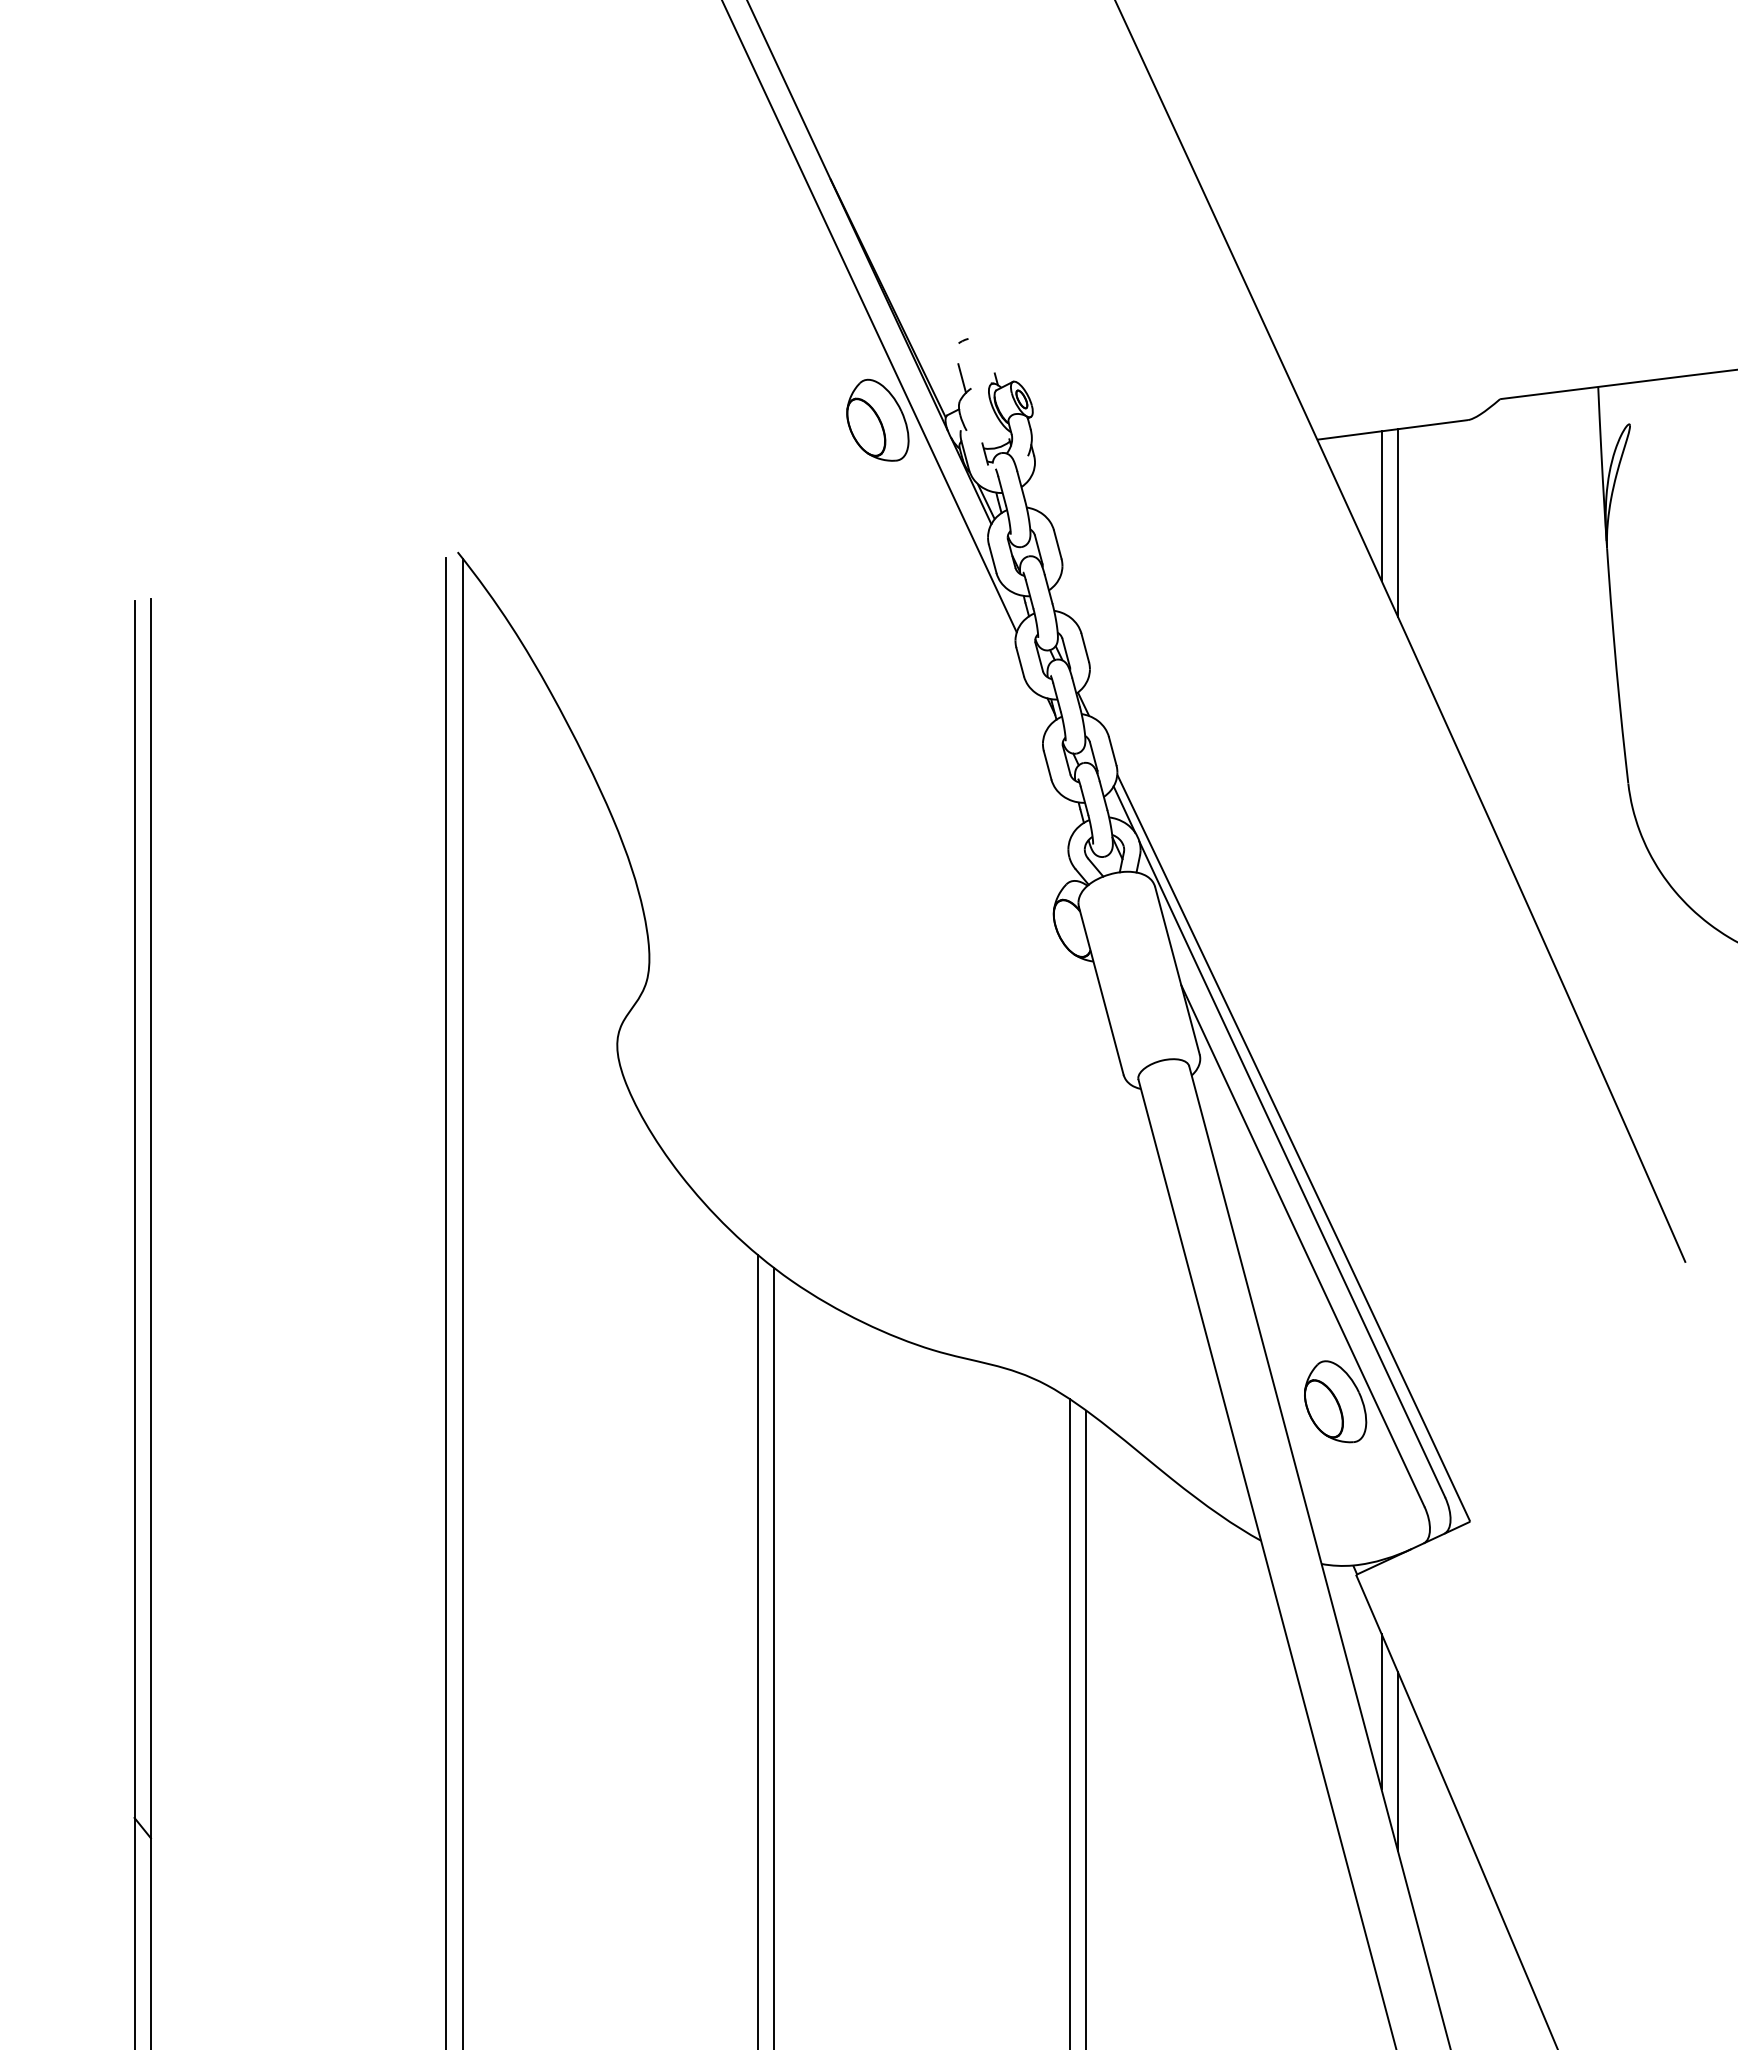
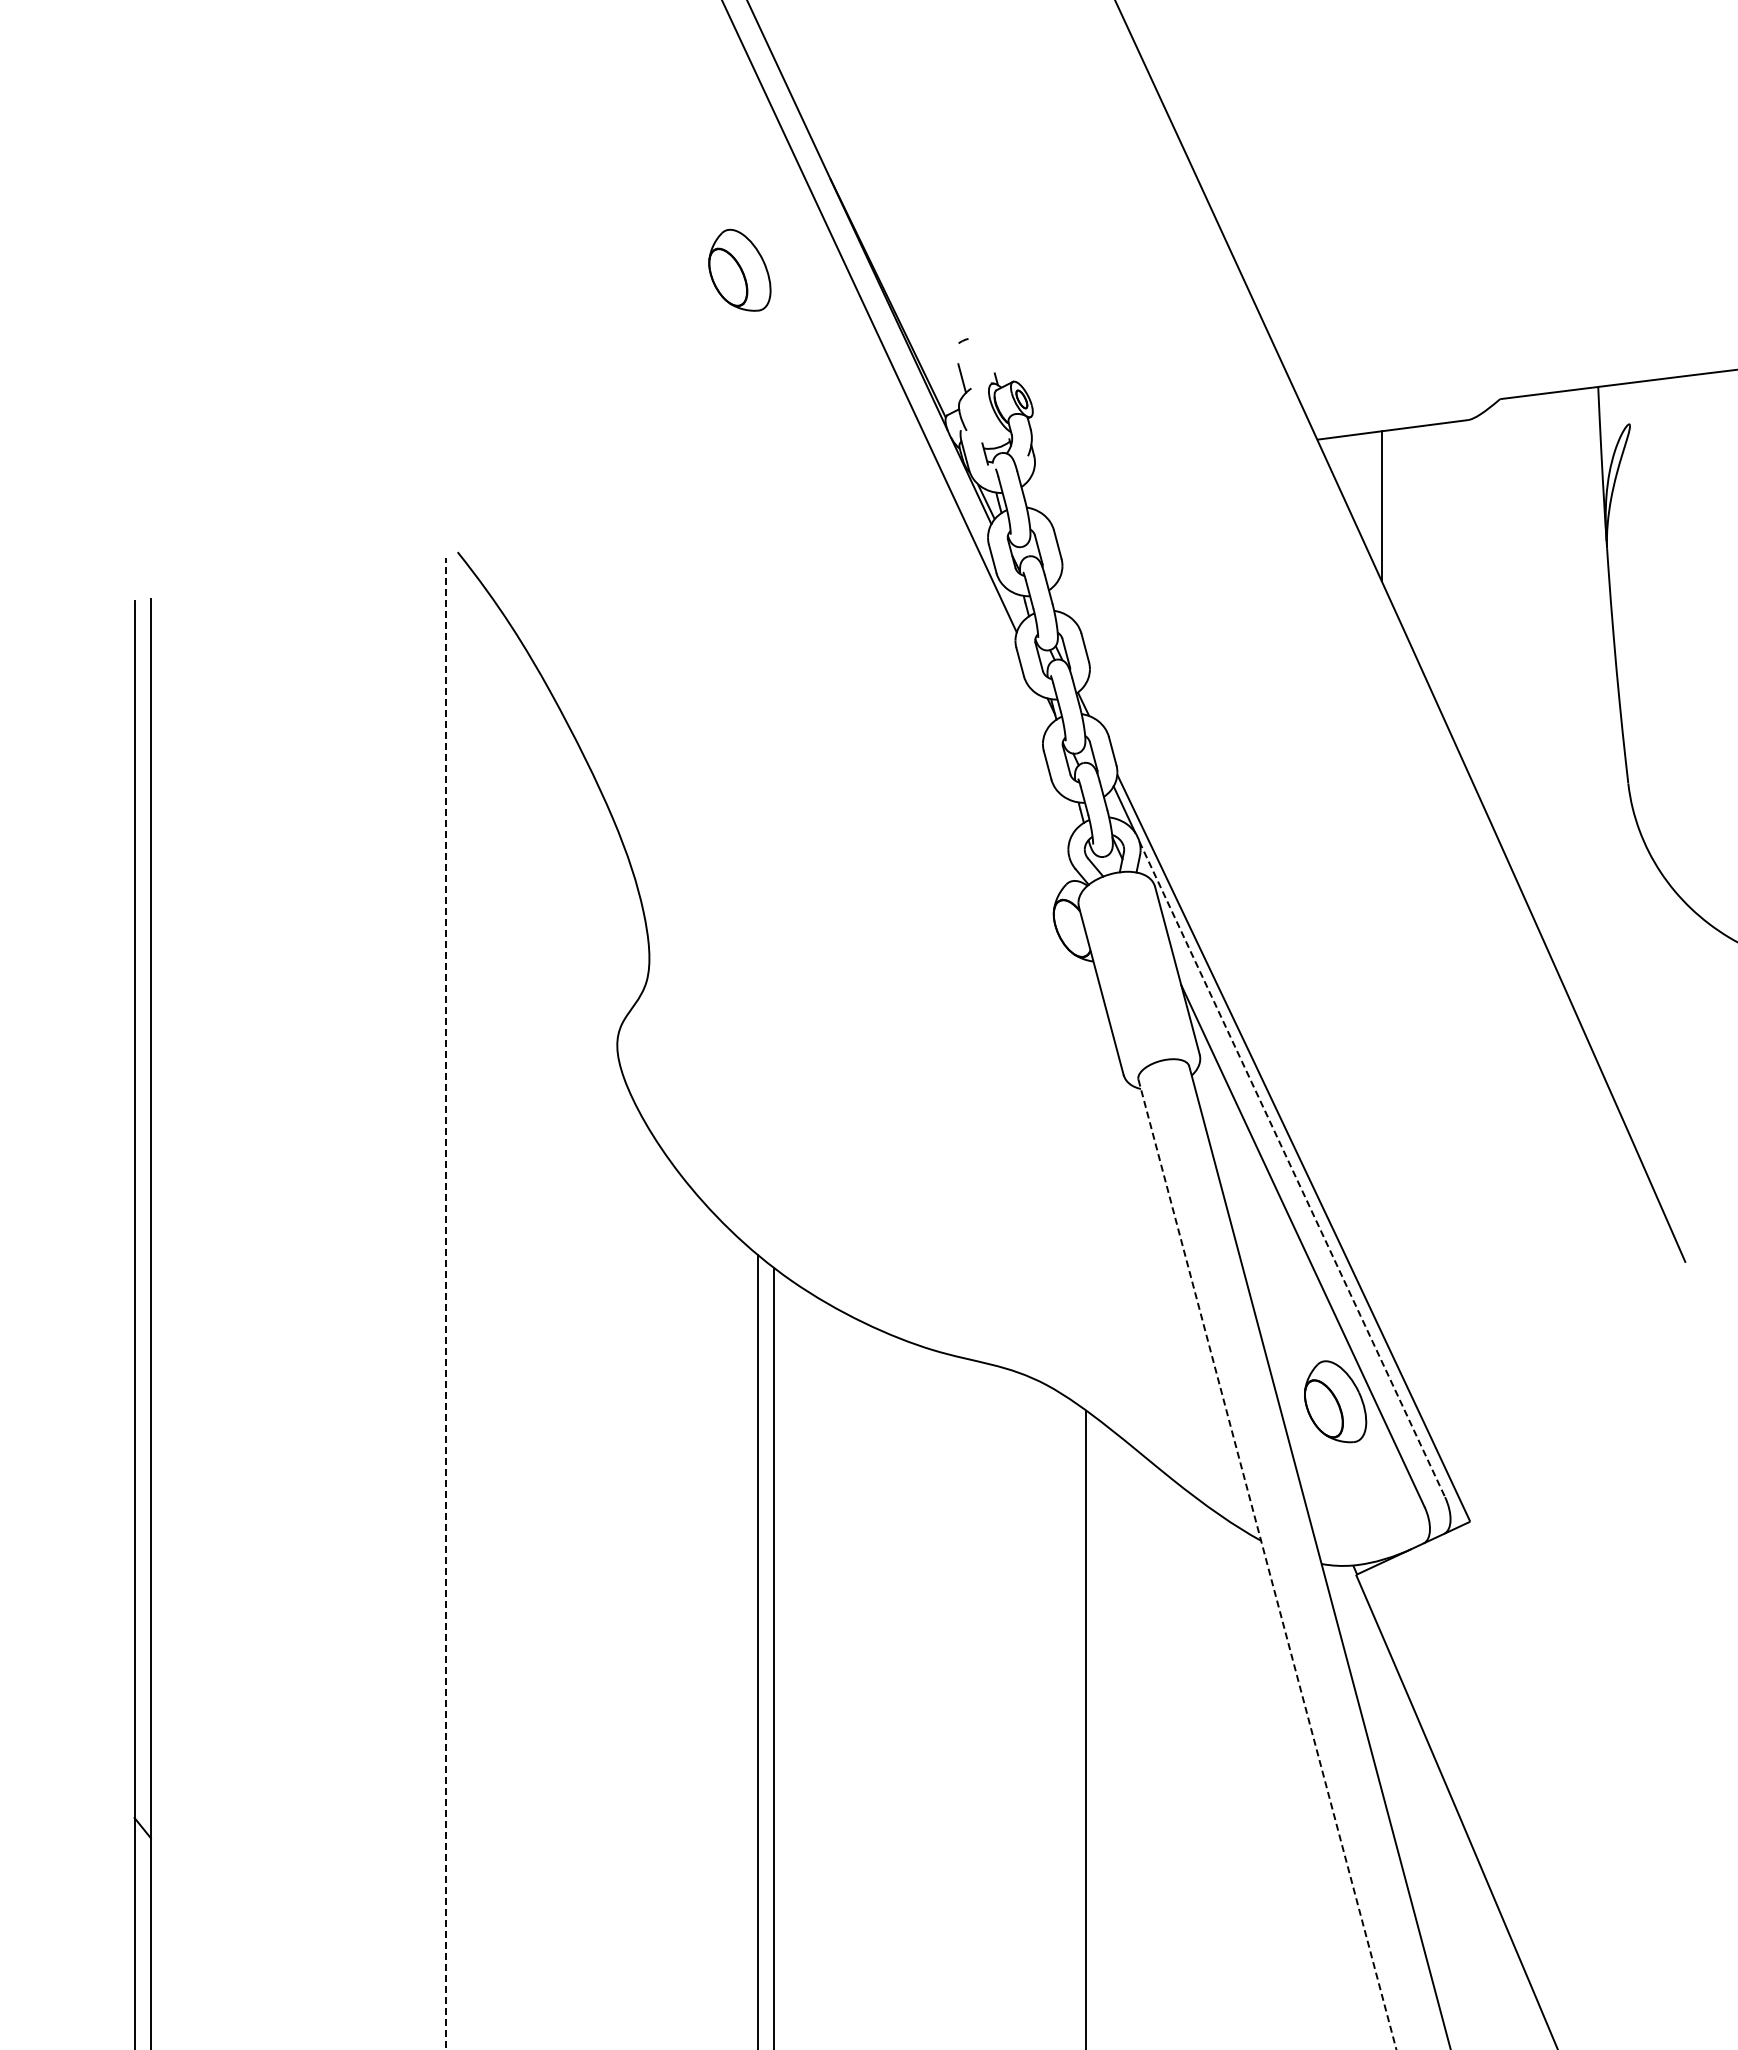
part position: (877, 419) -> (739, 269) (739, 269)
line: present -> none (1397, 522)
line: solid -> dashed (1292, 1169)
line: present -> none (462, 1302)
line: solid -> dashed (446, 1303)
line: solid -> dashed (1267, 1564)
line: present -> none (1381, 1711)
line: present -> none (1069, 1722)
line: present -> none (1397, 1761)
